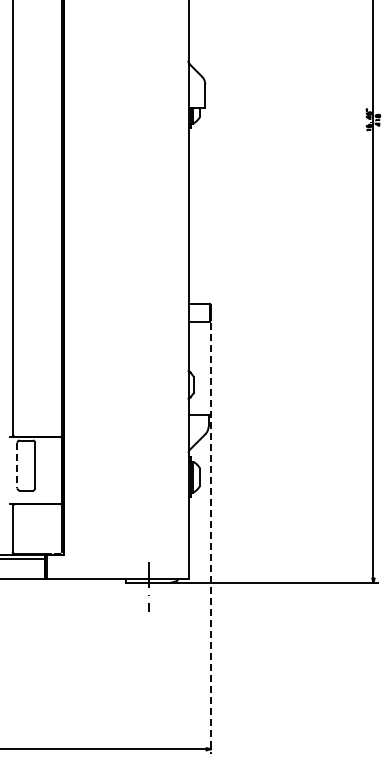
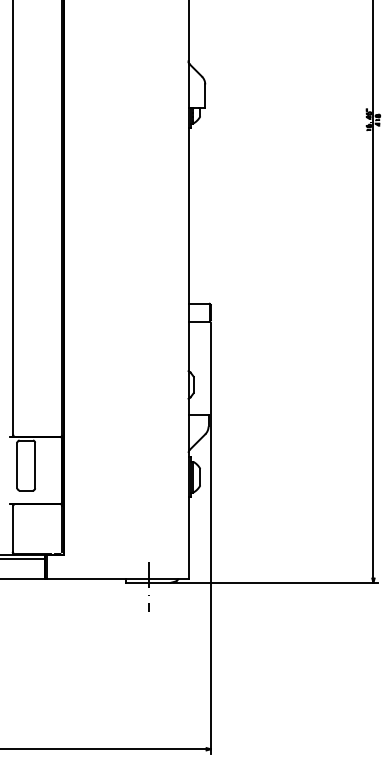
line: dashed -> solid (17, 465)
line: dashed -> solid (210, 538)
